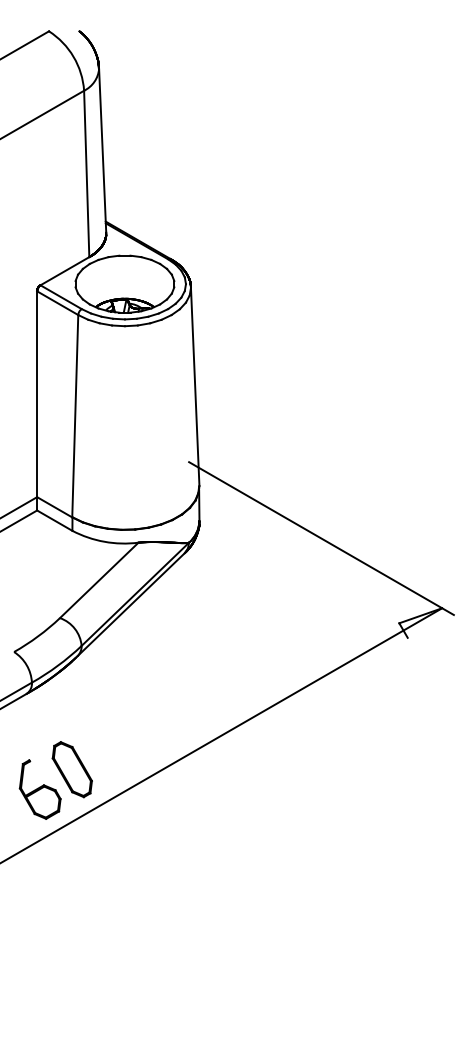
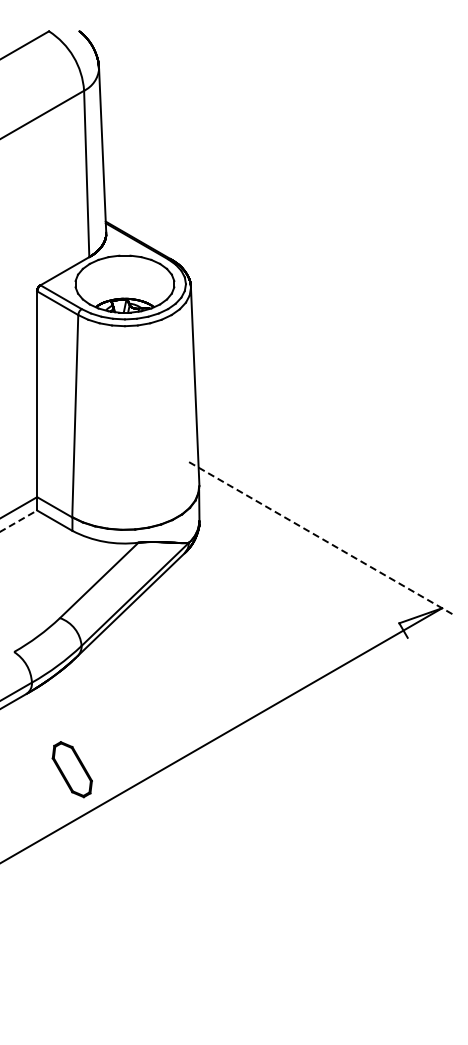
line: solid -> dashed (18, 520)
line: solid -> dashed (321, 538)
part: present -> none (39, 789)
